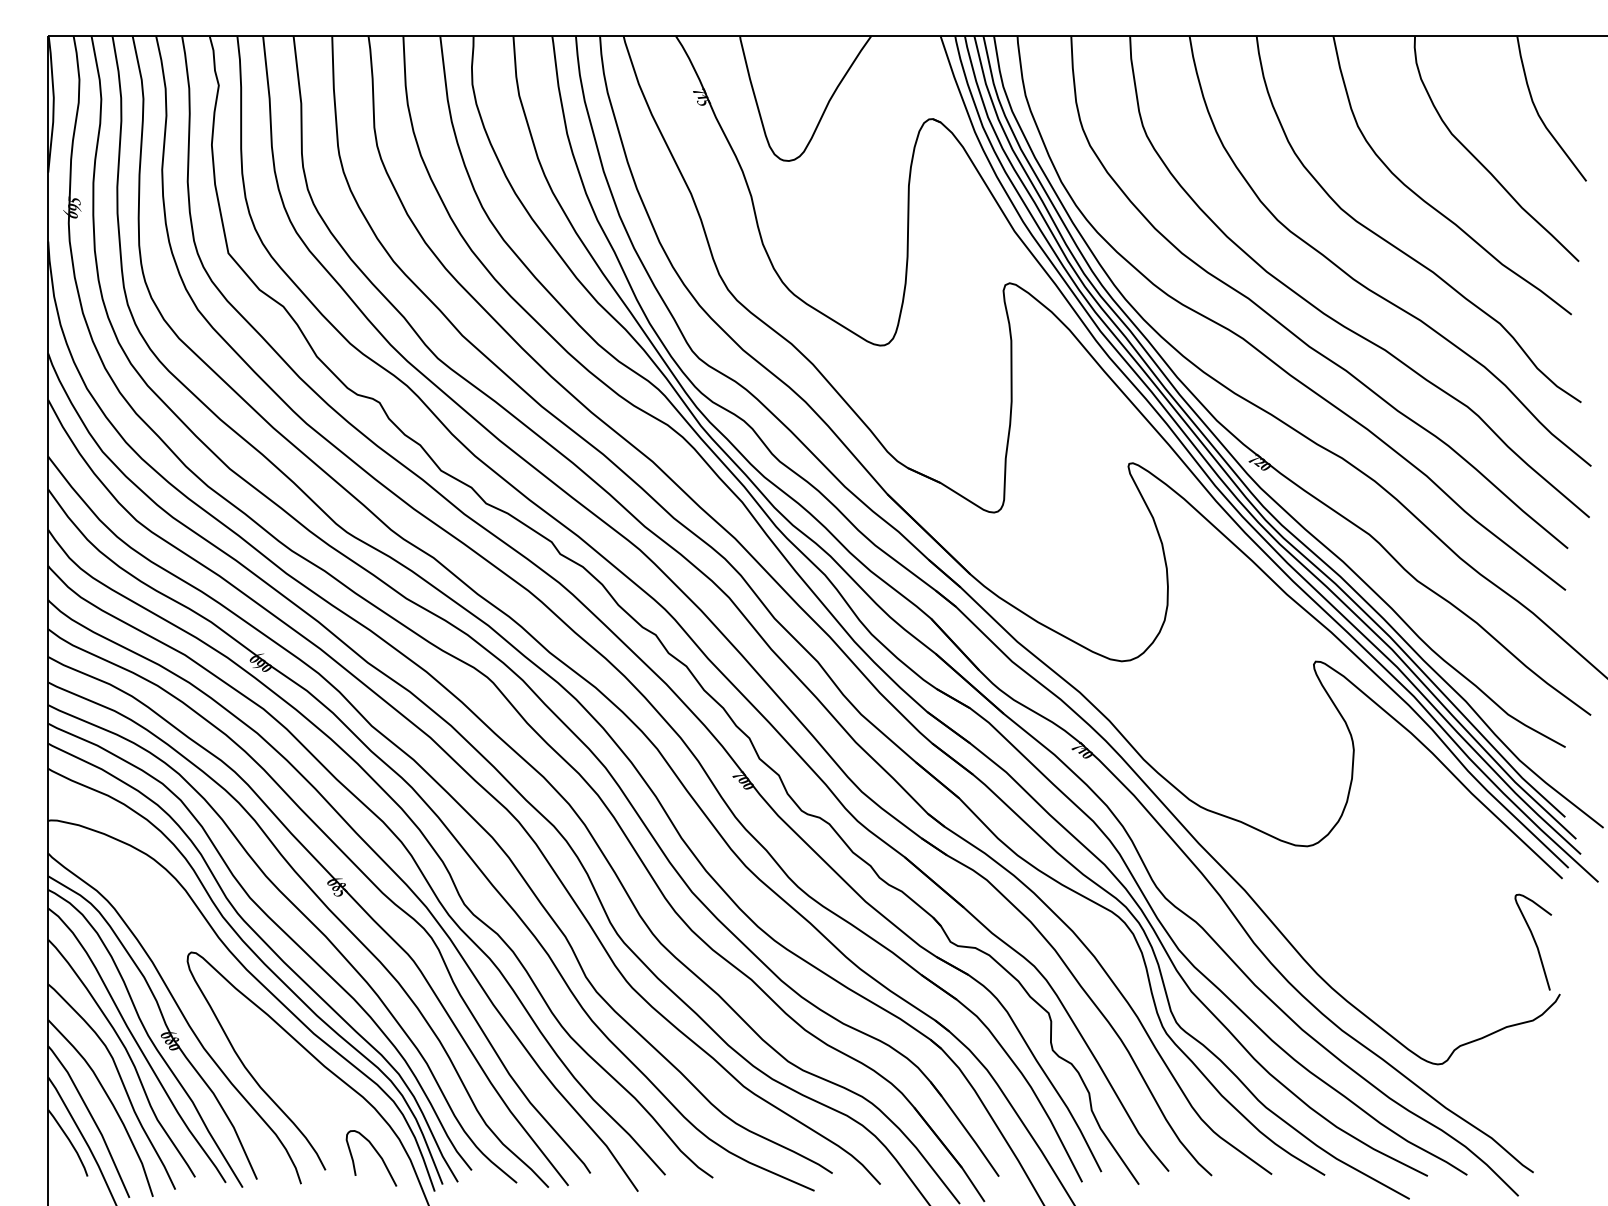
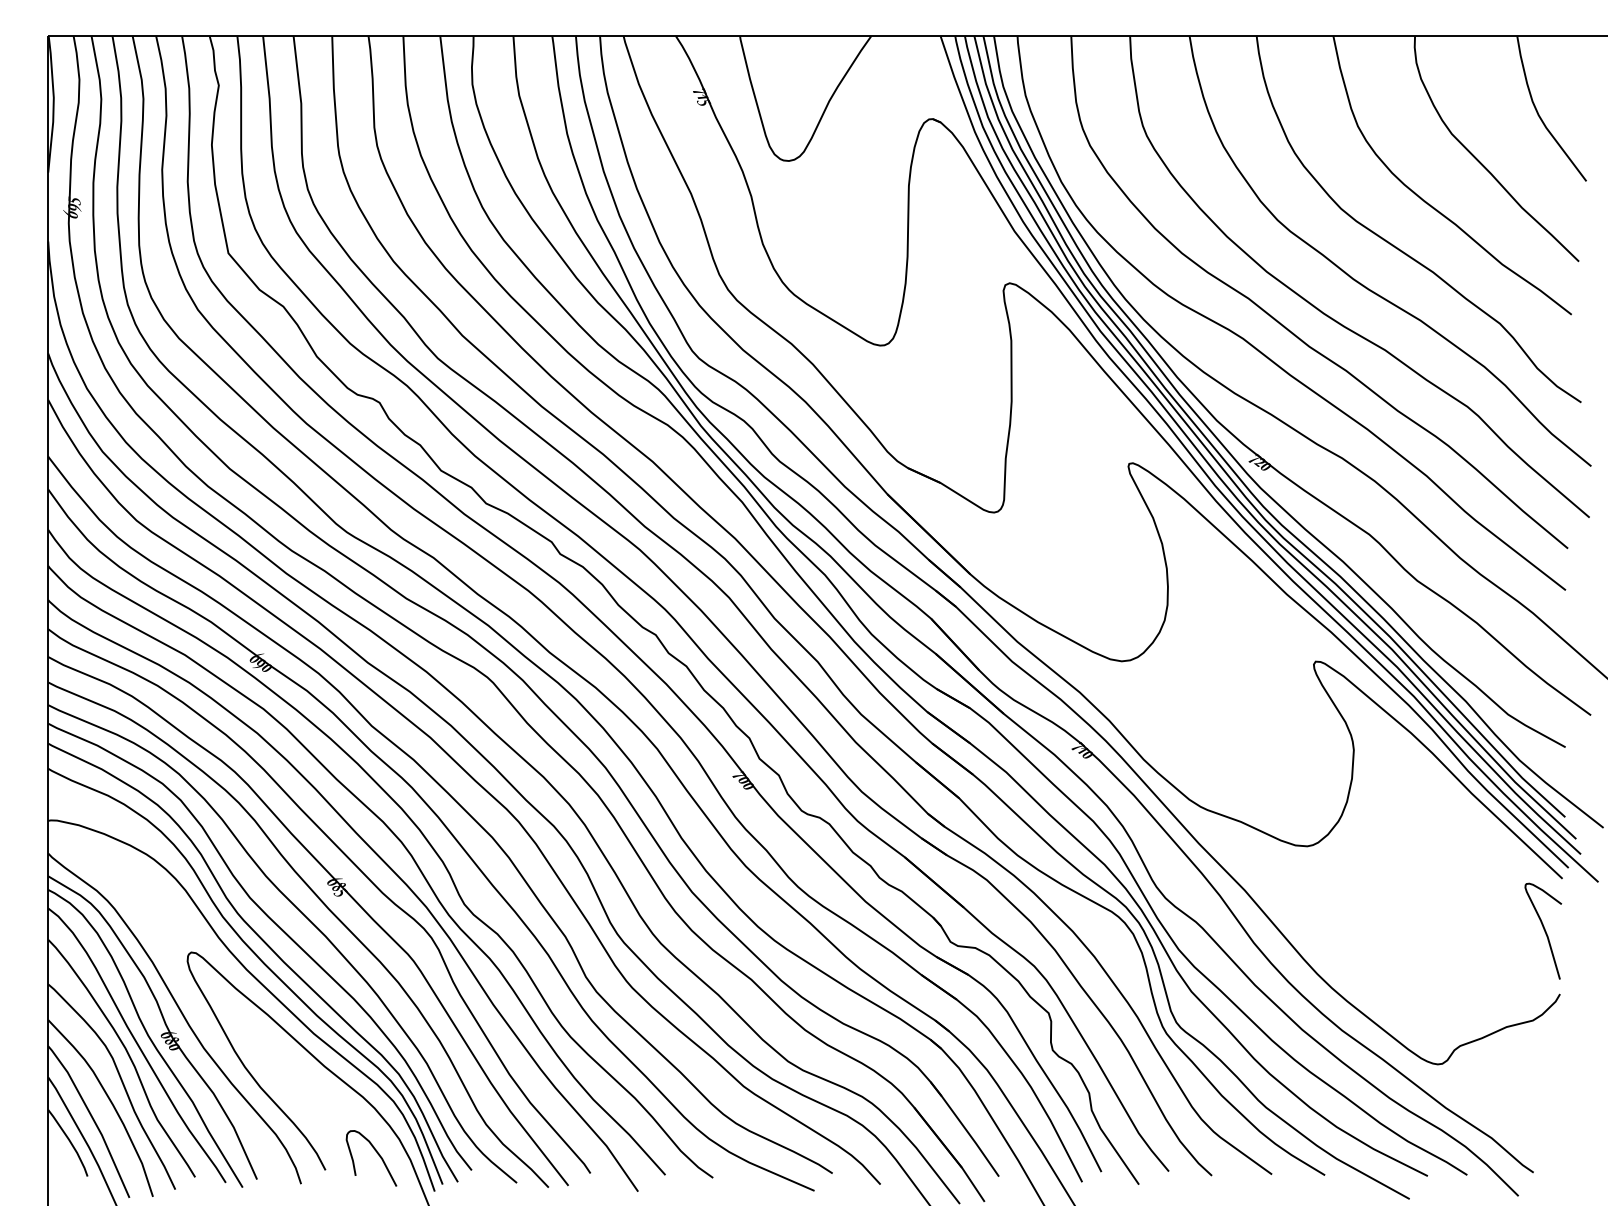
curve position: (1533, 940) -> (1543, 929) (1543, 929)
